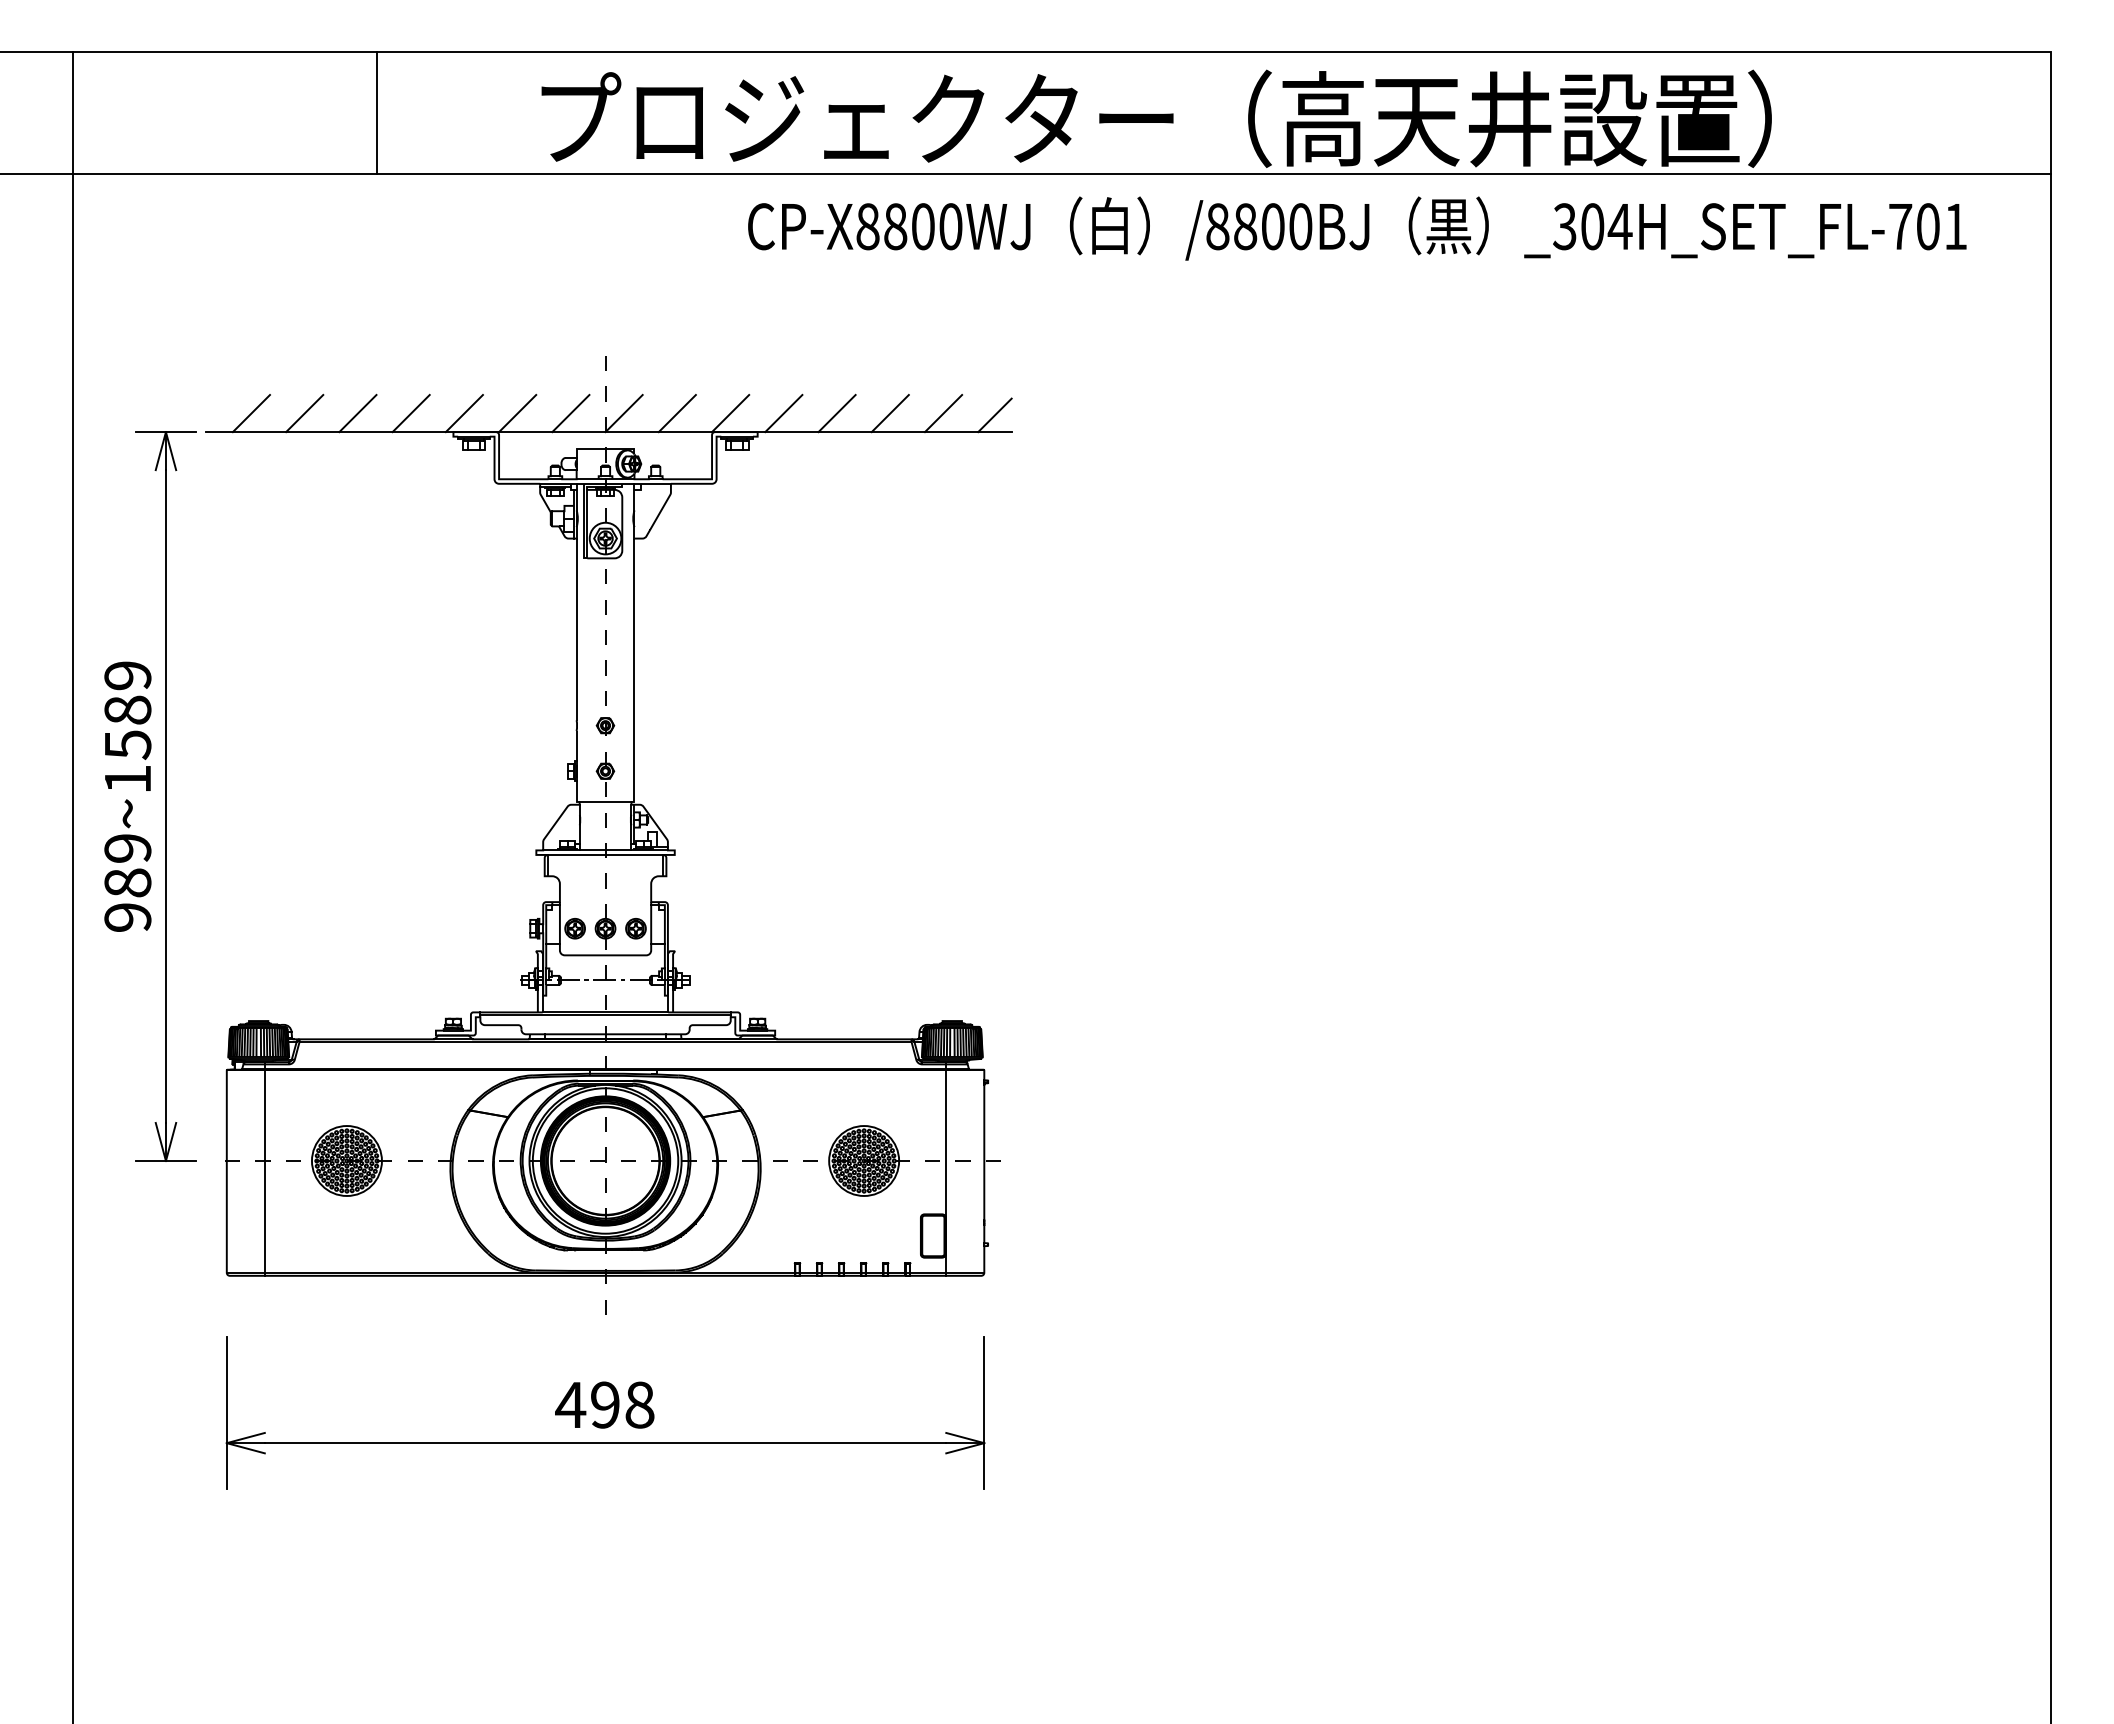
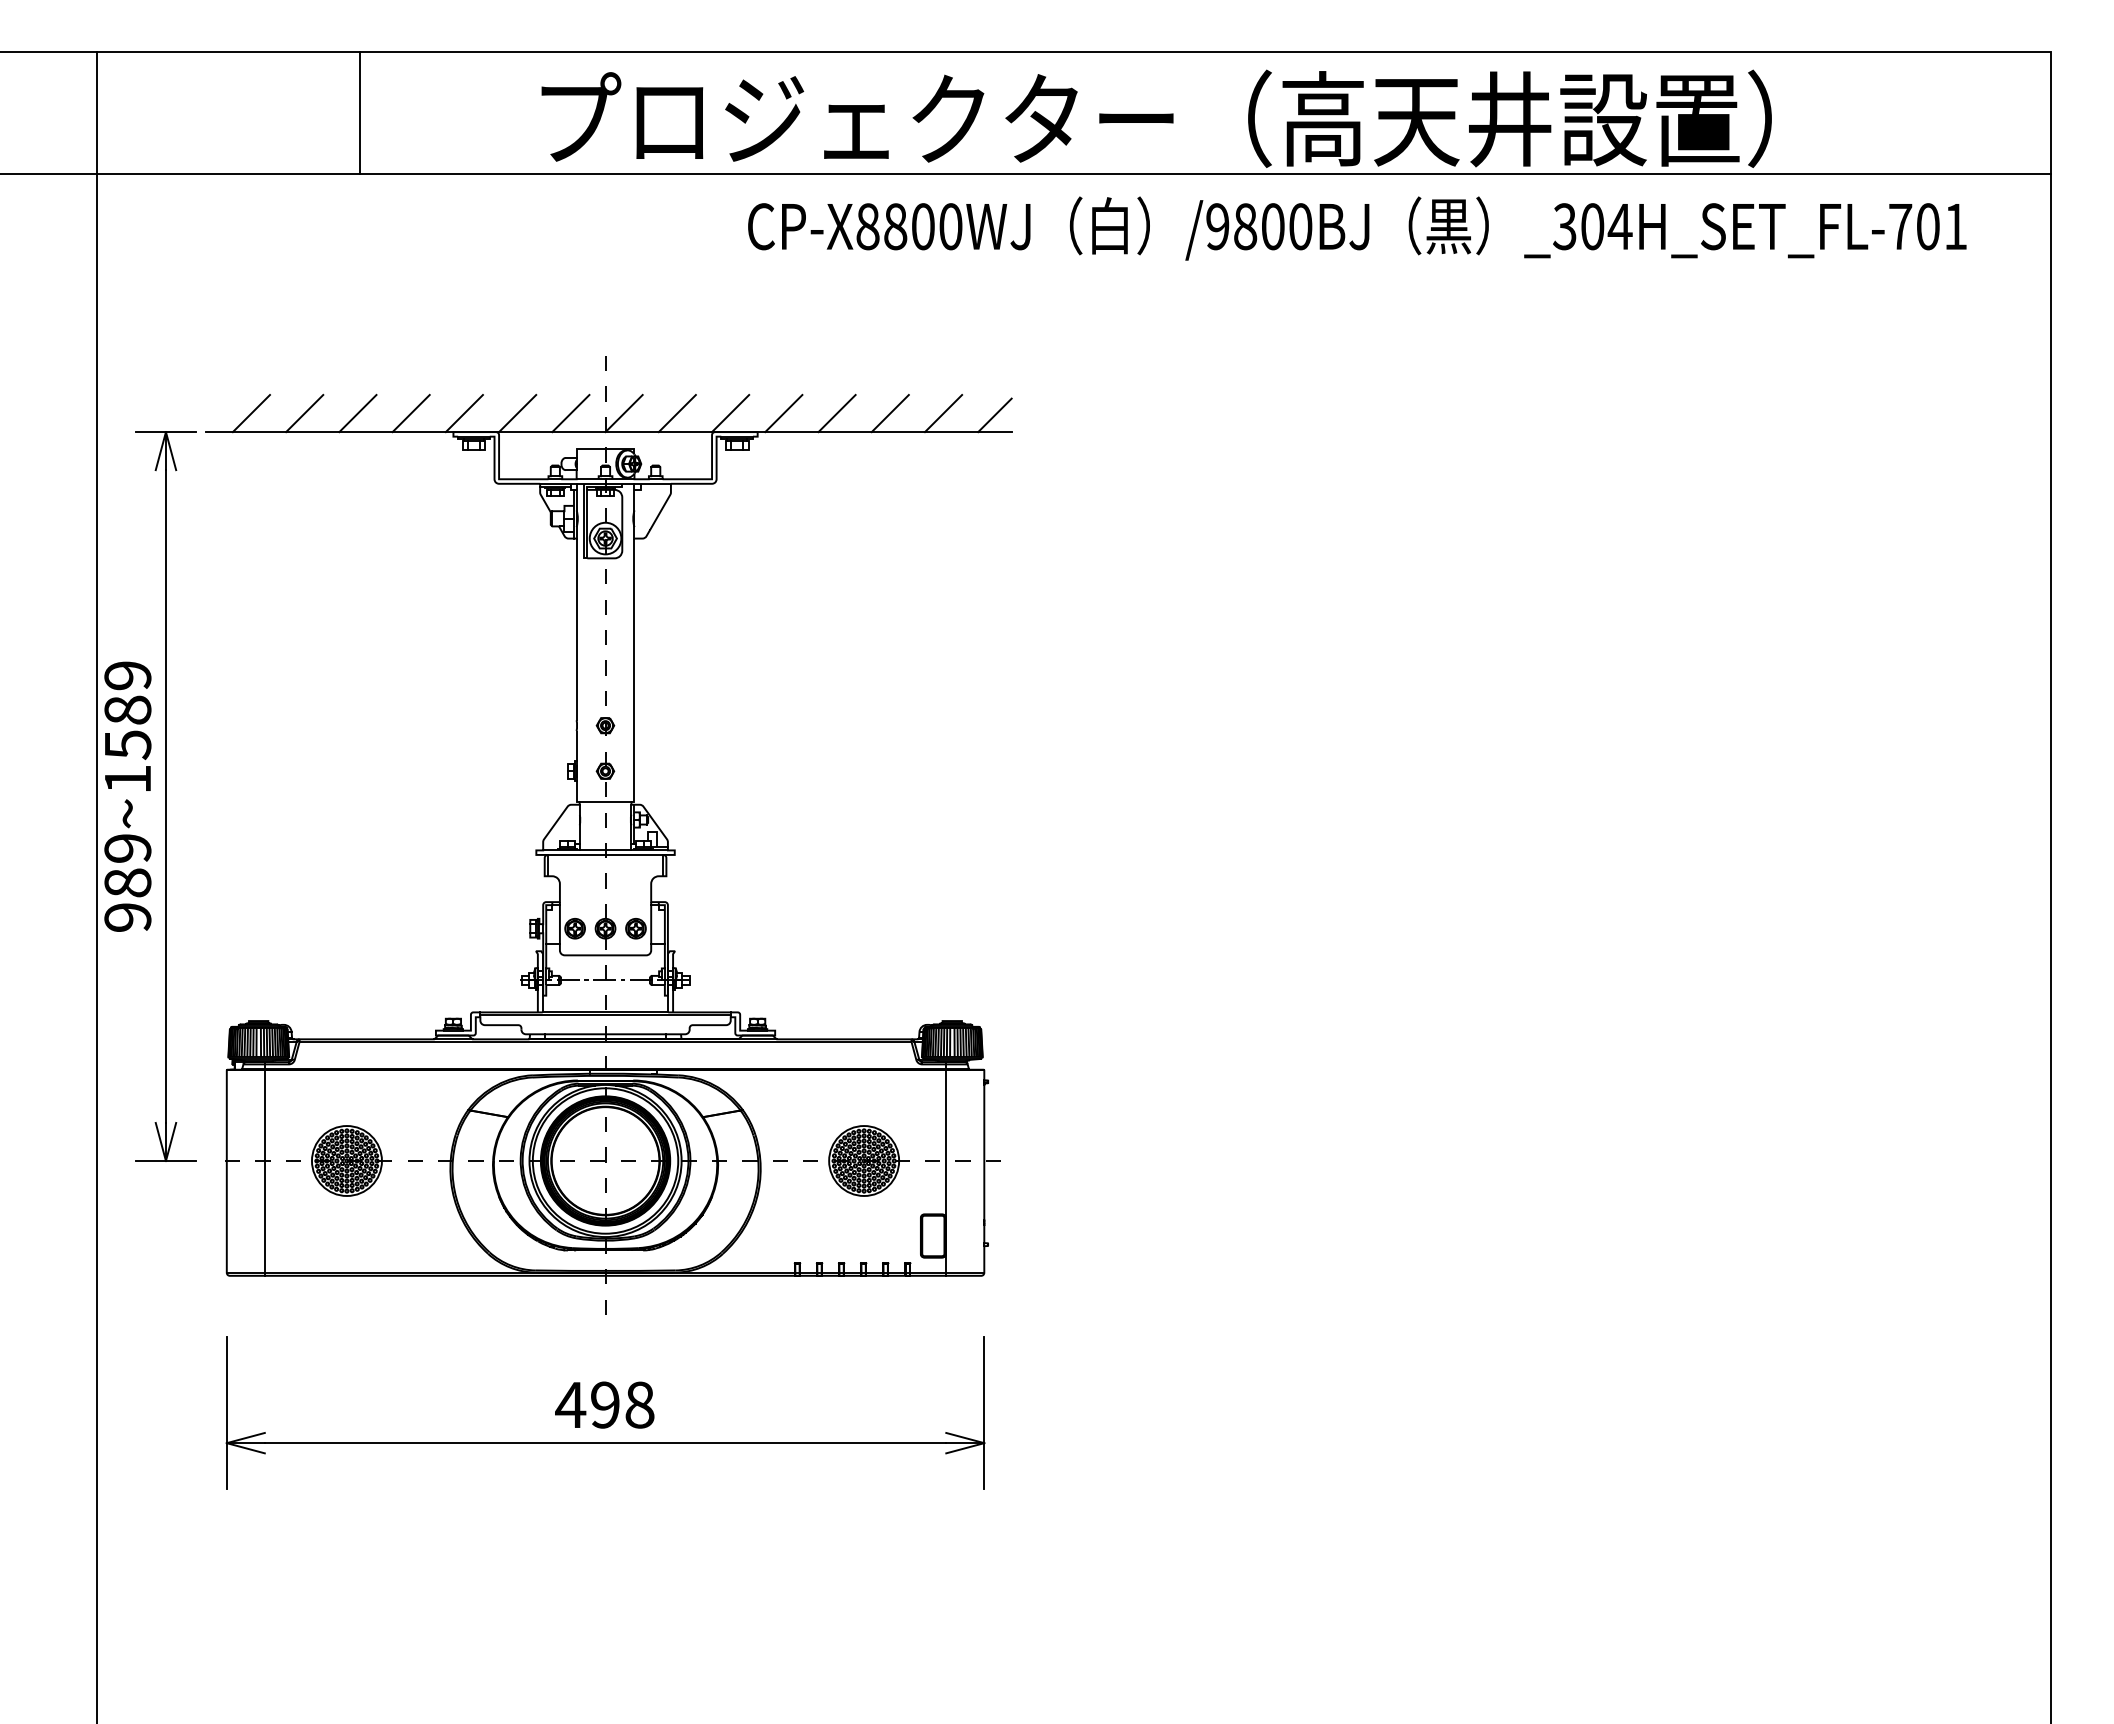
line position: (377, 112) -> (360, 112) (360, 112)
text: /8800BJ -> /9800BJ (1217, 226)
line position: (73, 885) -> (97, 885) (97, 885)
